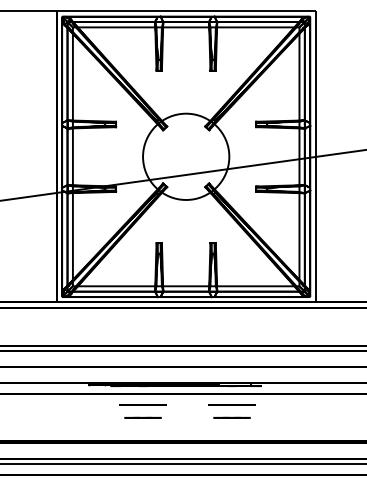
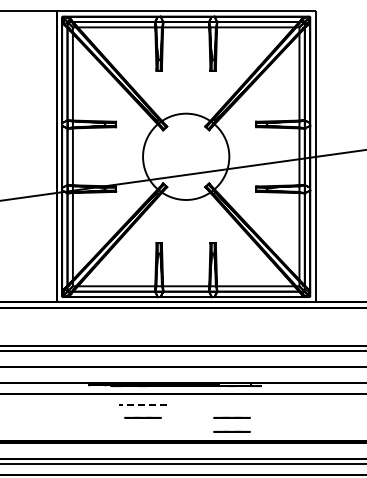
circle: solid -> dashed (142, 404)
circle: present -> none (231, 404)
line: none -> present (231, 431)
